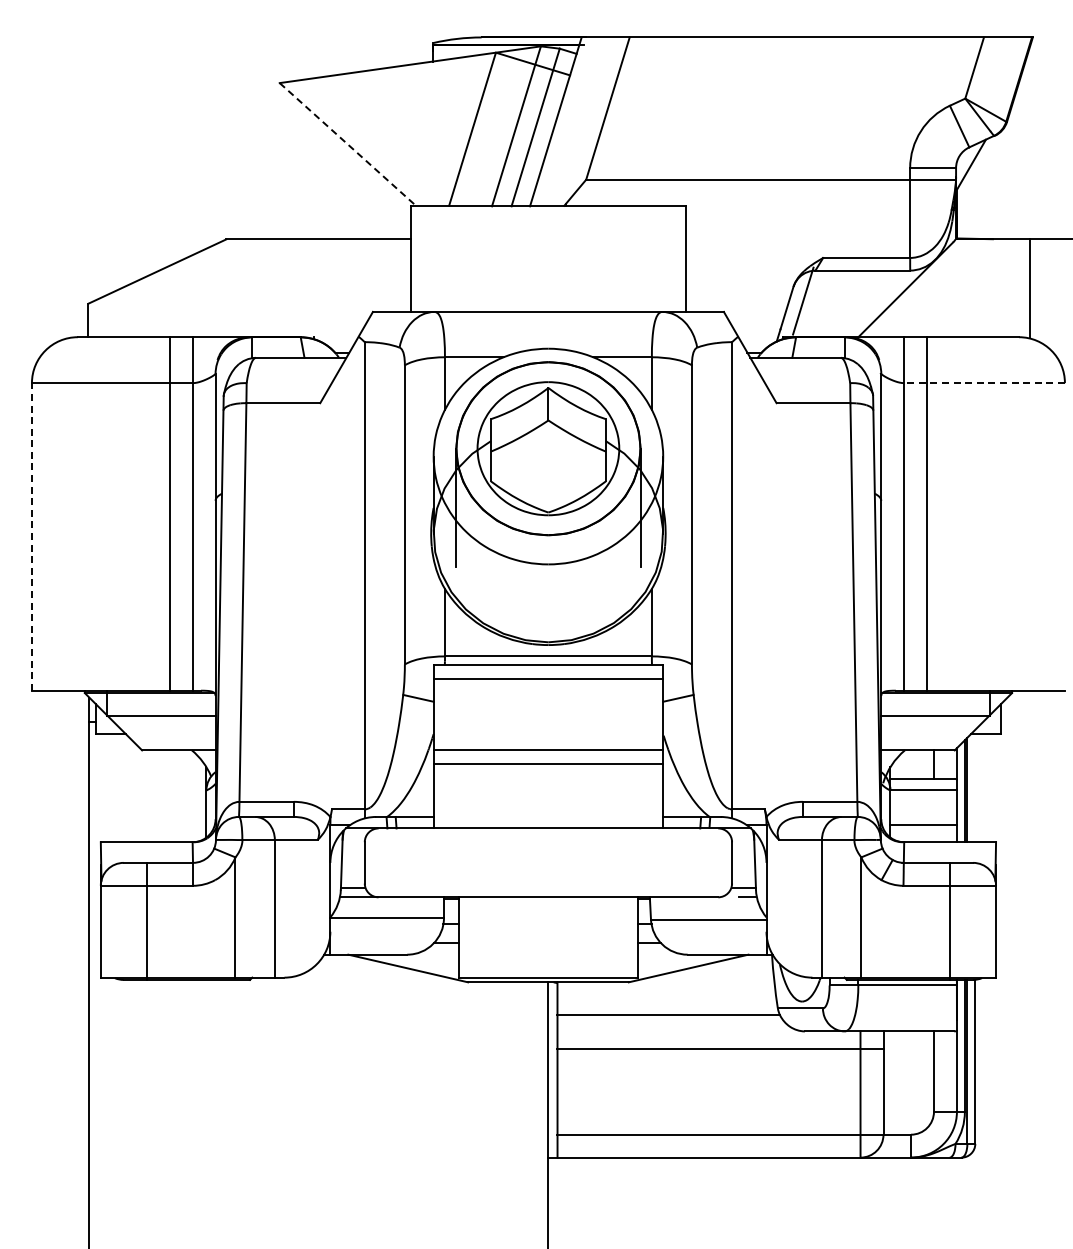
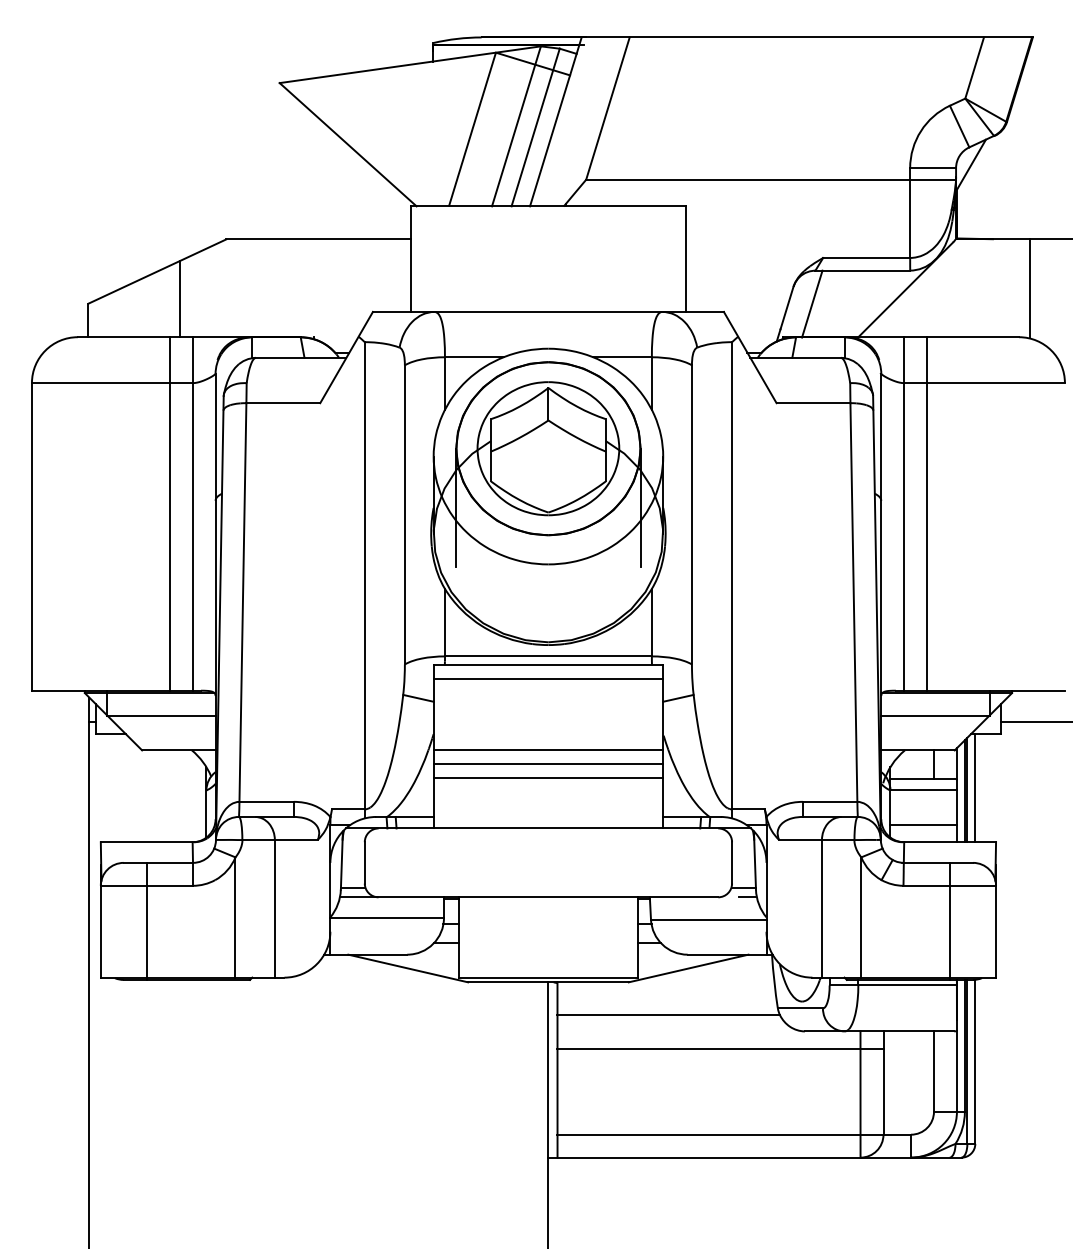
line: dashed -> solid (348, 145)
line: none -> present (180, 298)
line position: (803, 300) -> (812, 303) (812, 303)
line: dashed -> solid (984, 383)
line: dashed -> solid (31, 536)
line: none -> present (1034, 721)
line: none -> present (548, 777)
line: none -> present (975, 788)
